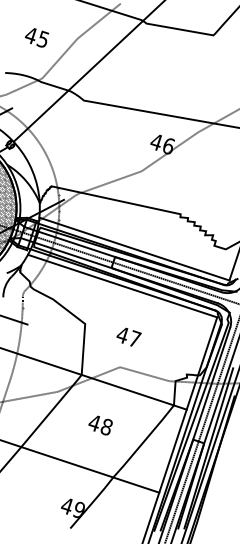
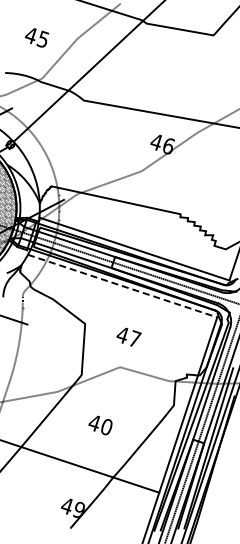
line: solid -> dashed (122, 286)
line: present -> none (94, 378)
text: 48 -> 40 (106, 426)
